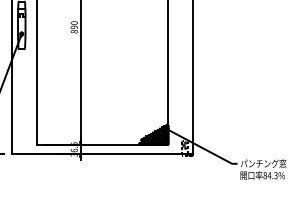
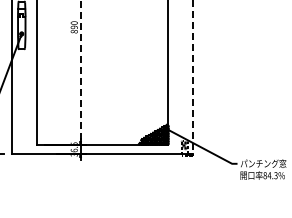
line: solid -> dashed (80, 71)
line: solid -> dashed (193, 77)
